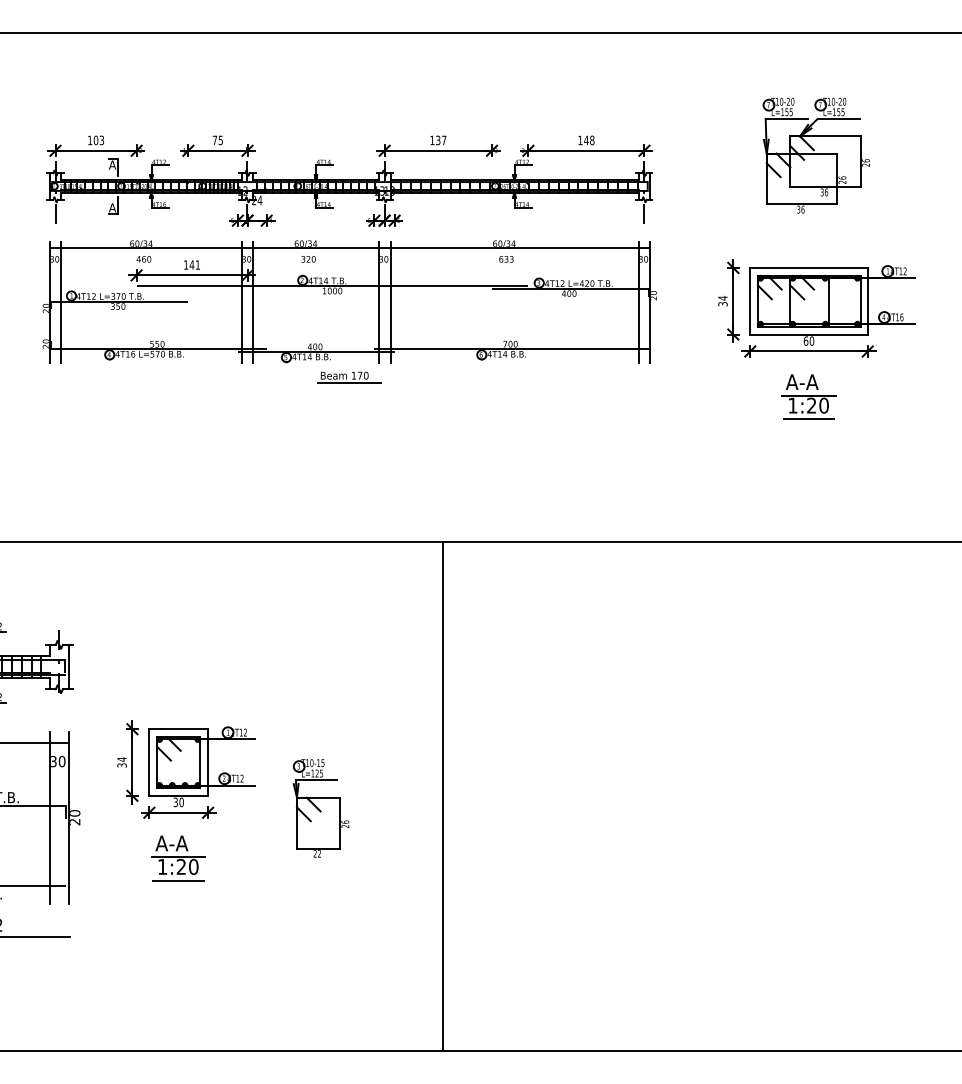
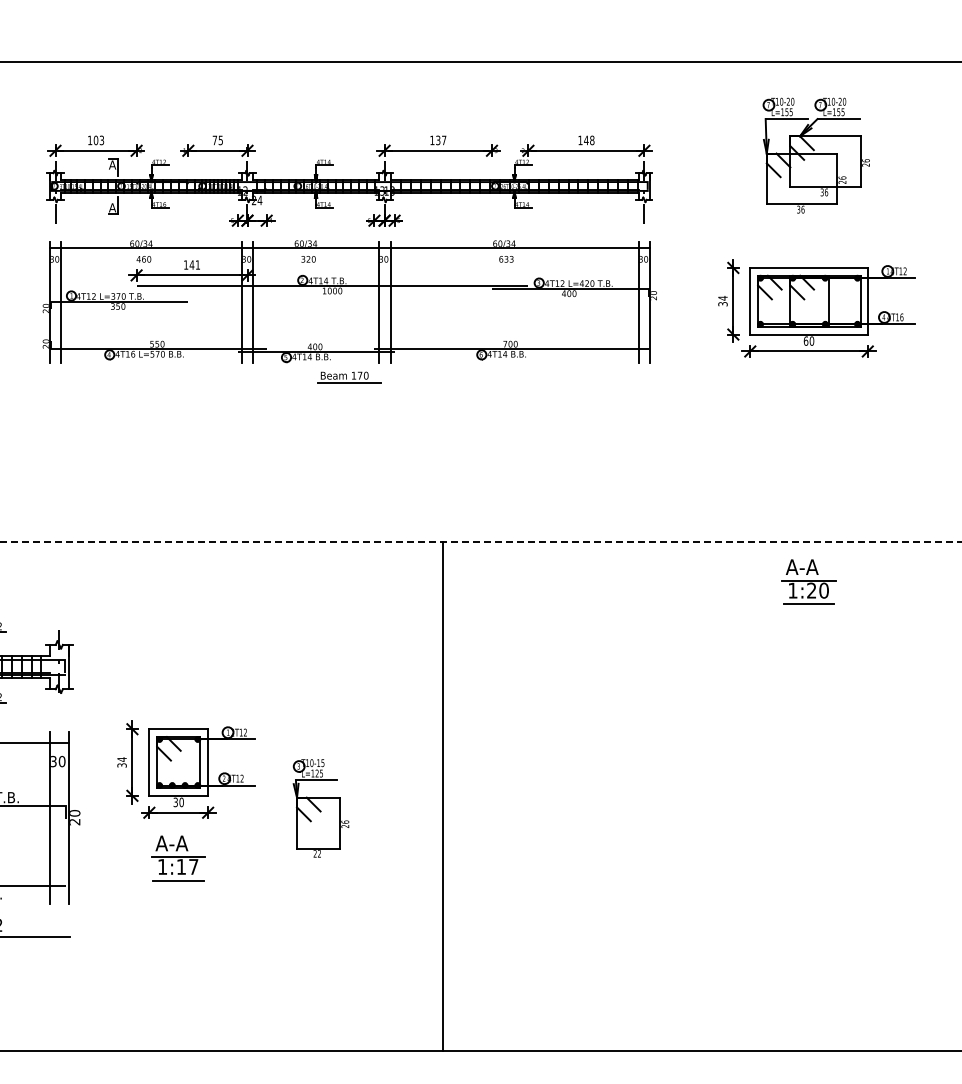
line position: (480, 32) -> (480, 61) (480, 61)
part position: (808, 396) -> (808, 581) (808, 581)
line: solid -> dashed (481, 541)
text: 1:20 -> 1:17 (187, 866)
